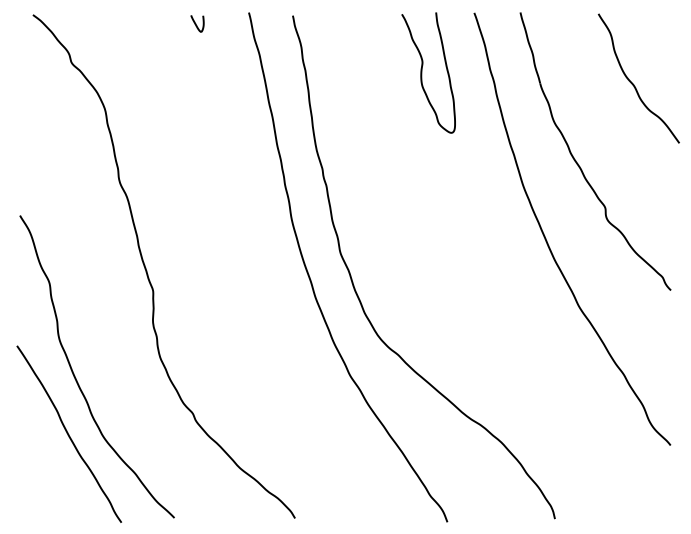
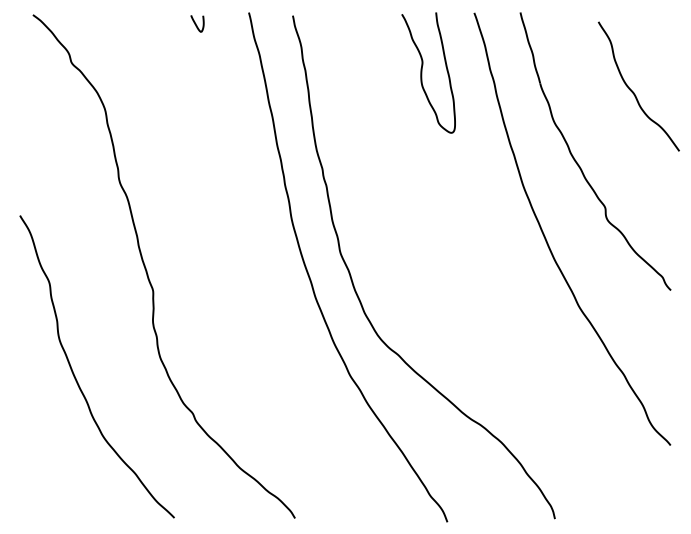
curve position: (633, 83) -> (633, 91) (633, 91)
curve: present -> none (68, 433)
